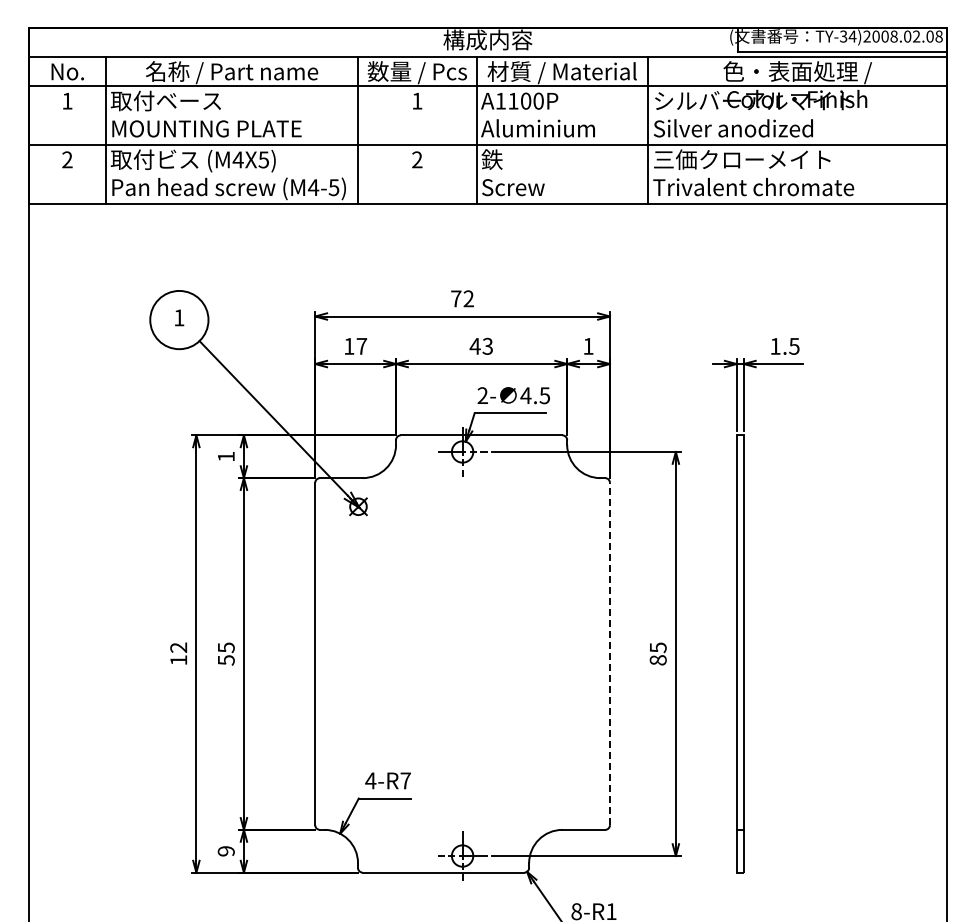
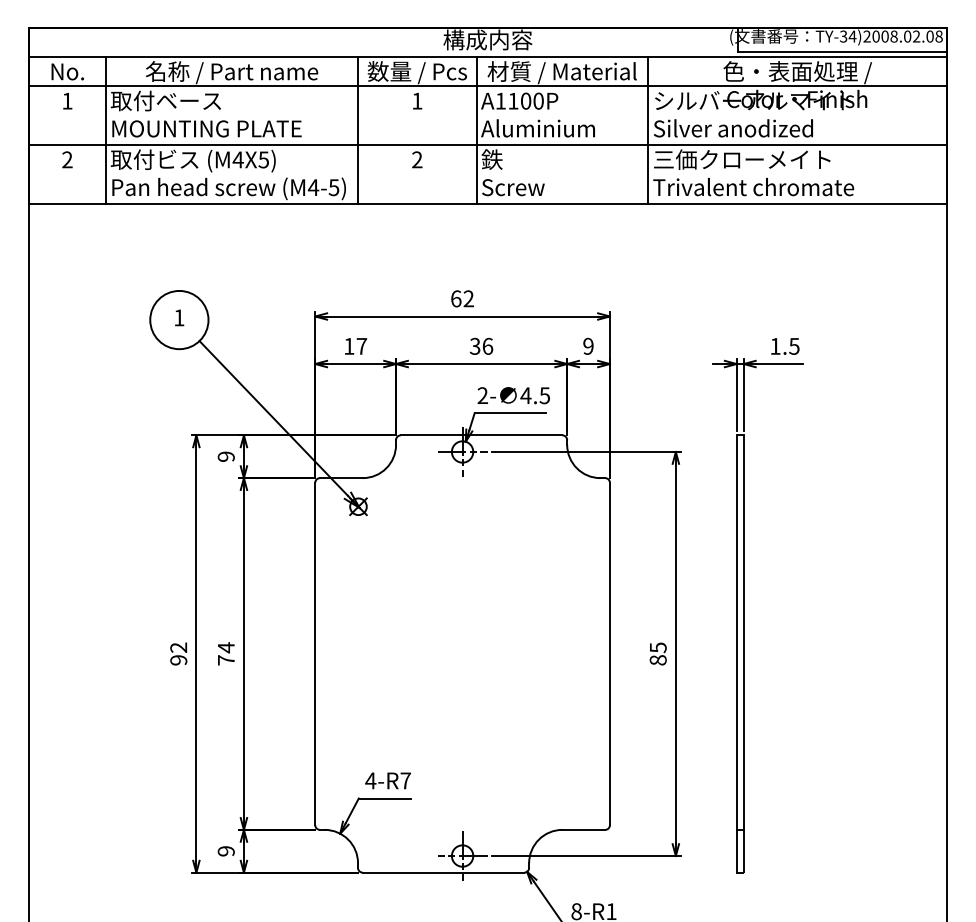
text: 72 -> 62 (456, 298)
text: 43 -> 36 (481, 345)
text: 1 -> 9 (588, 345)
text: 1 -> 9 (225, 456)
text: 55 -> 74 (226, 653)
line: dashed -> solid (609, 653)
text: 12 -> 92 (178, 660)
